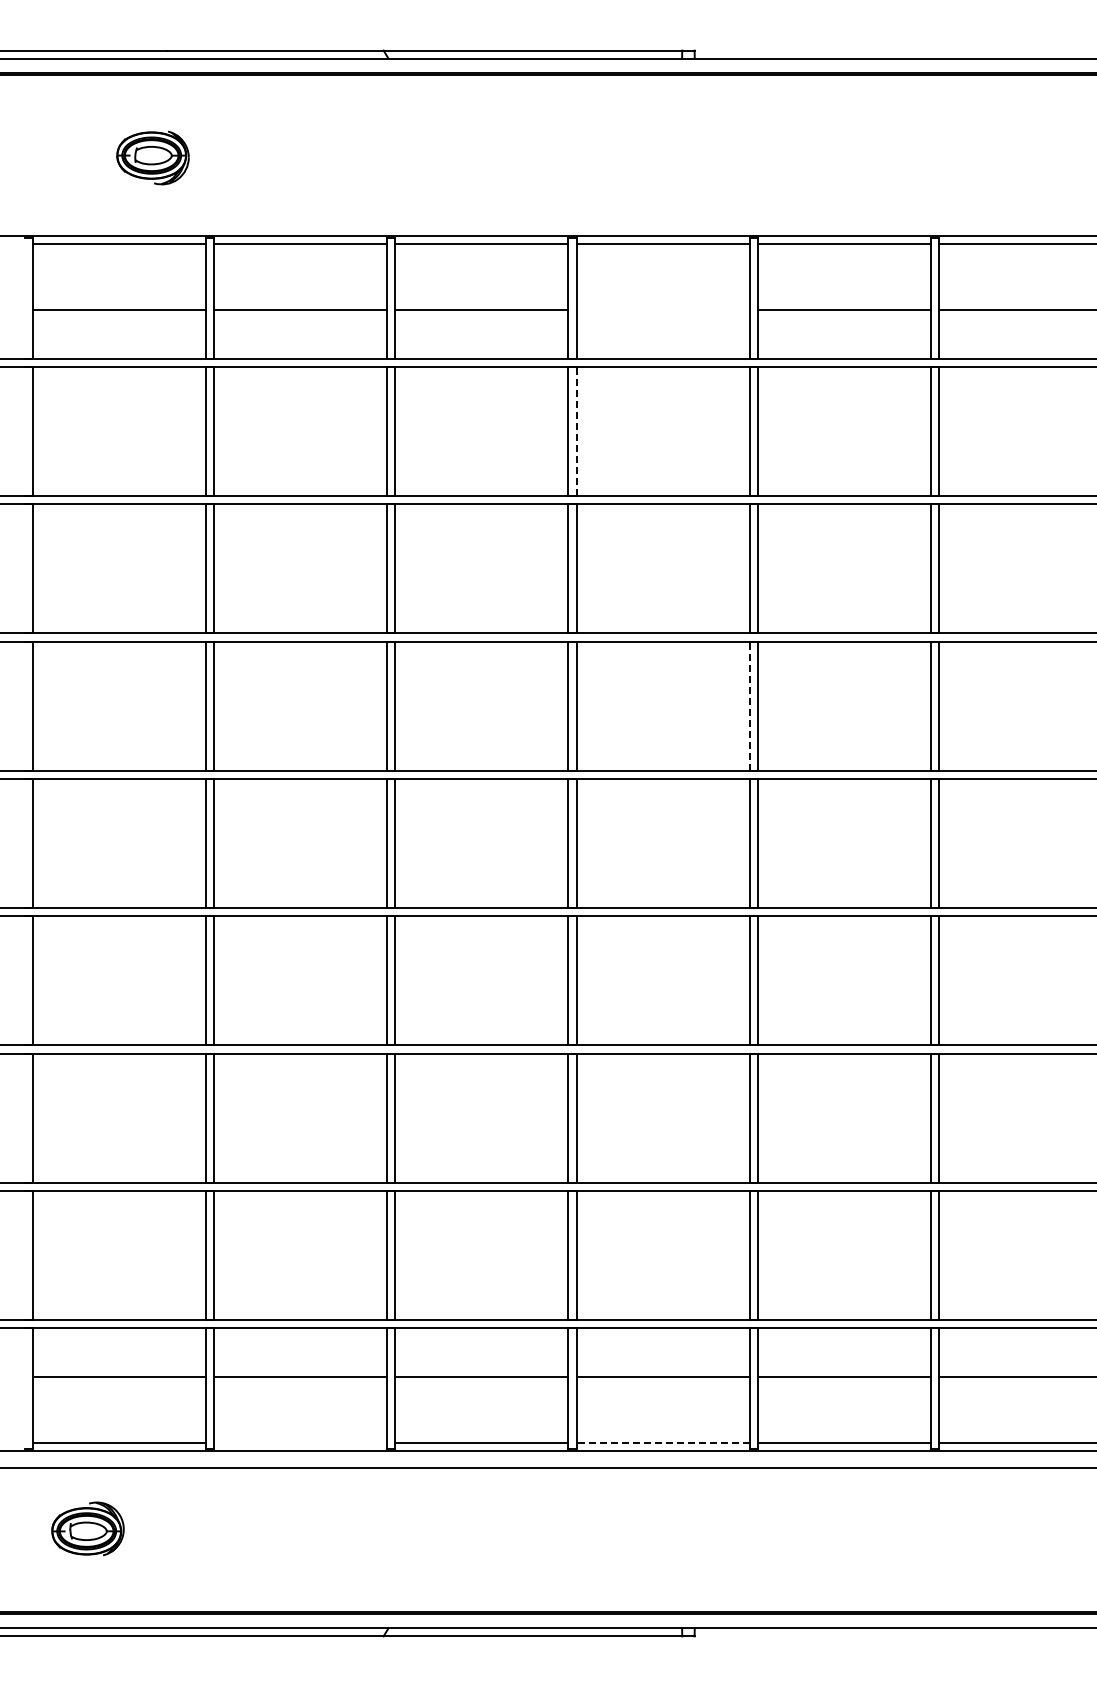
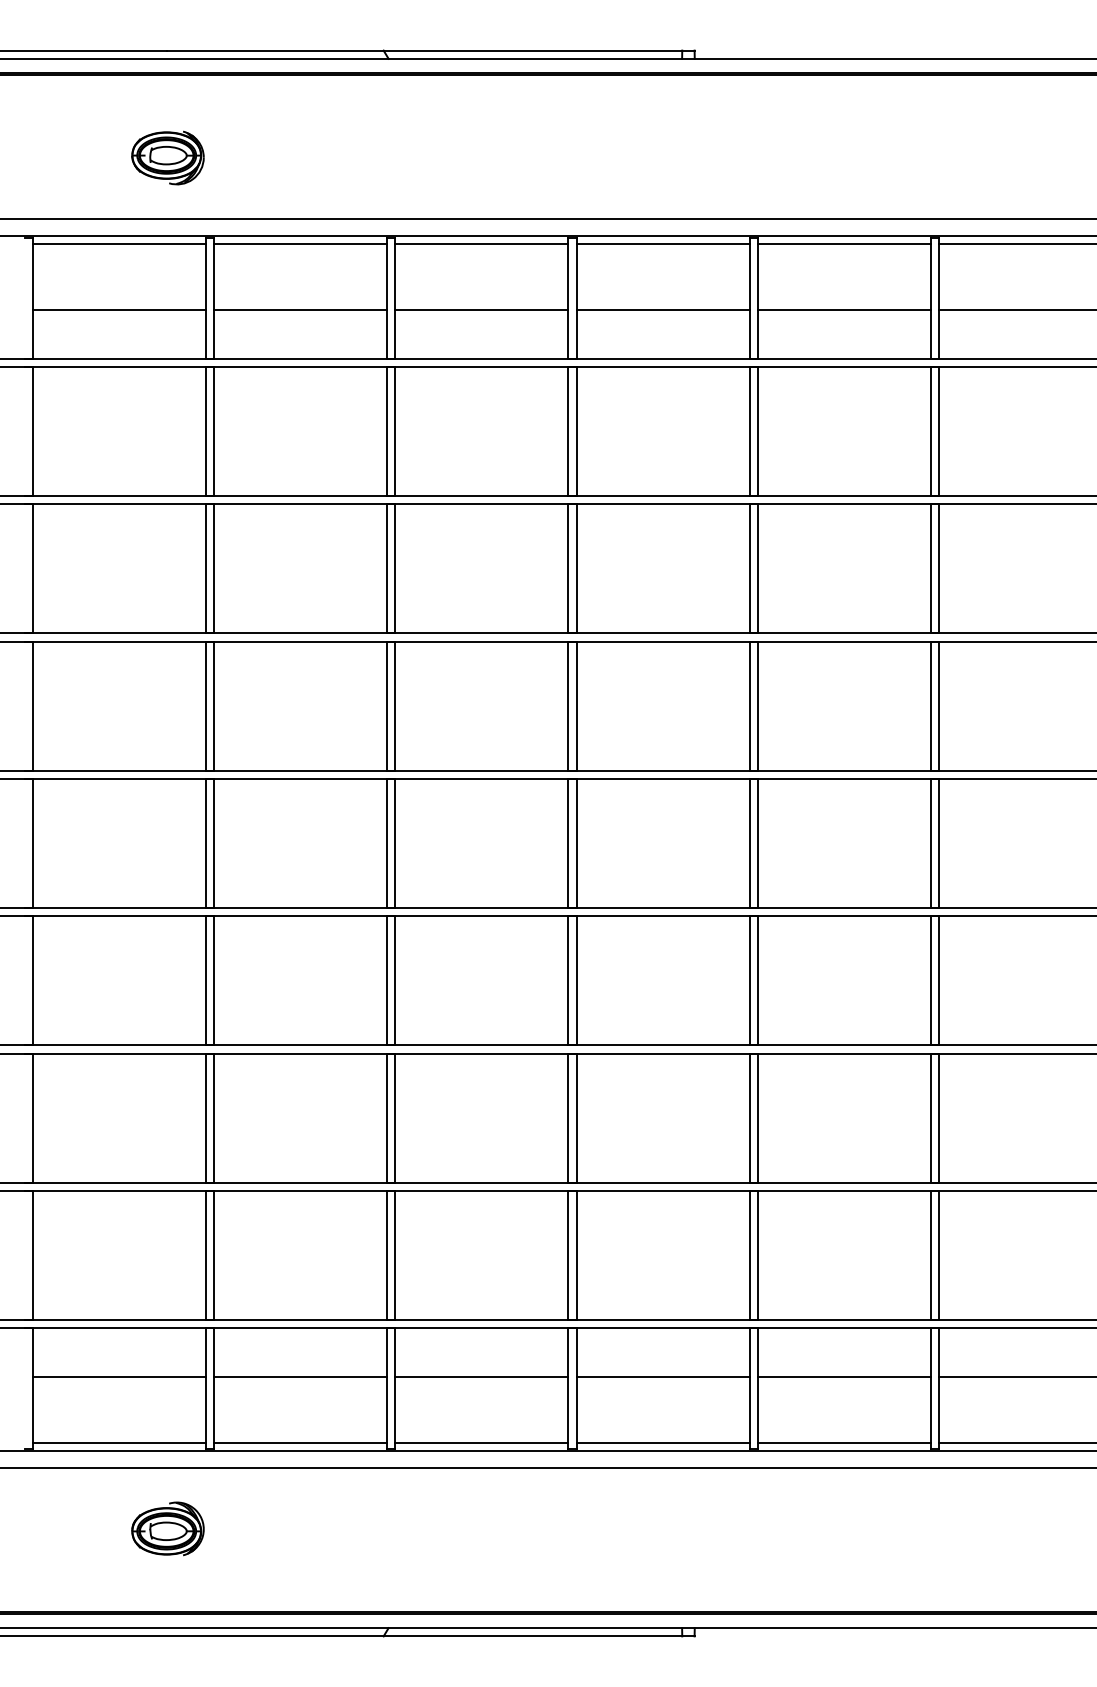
part position: (152, 157) -> (167, 157) (167, 157)
line: none -> present (547, 219)
line: none -> present (662, 310)
line: dashed -> solid (576, 431)
line: dashed -> solid (749, 706)
line: none -> present (300, 1442)
line: dashed -> solid (662, 1442)
part position: (87, 1528) -> (167, 1528) (167, 1528)
